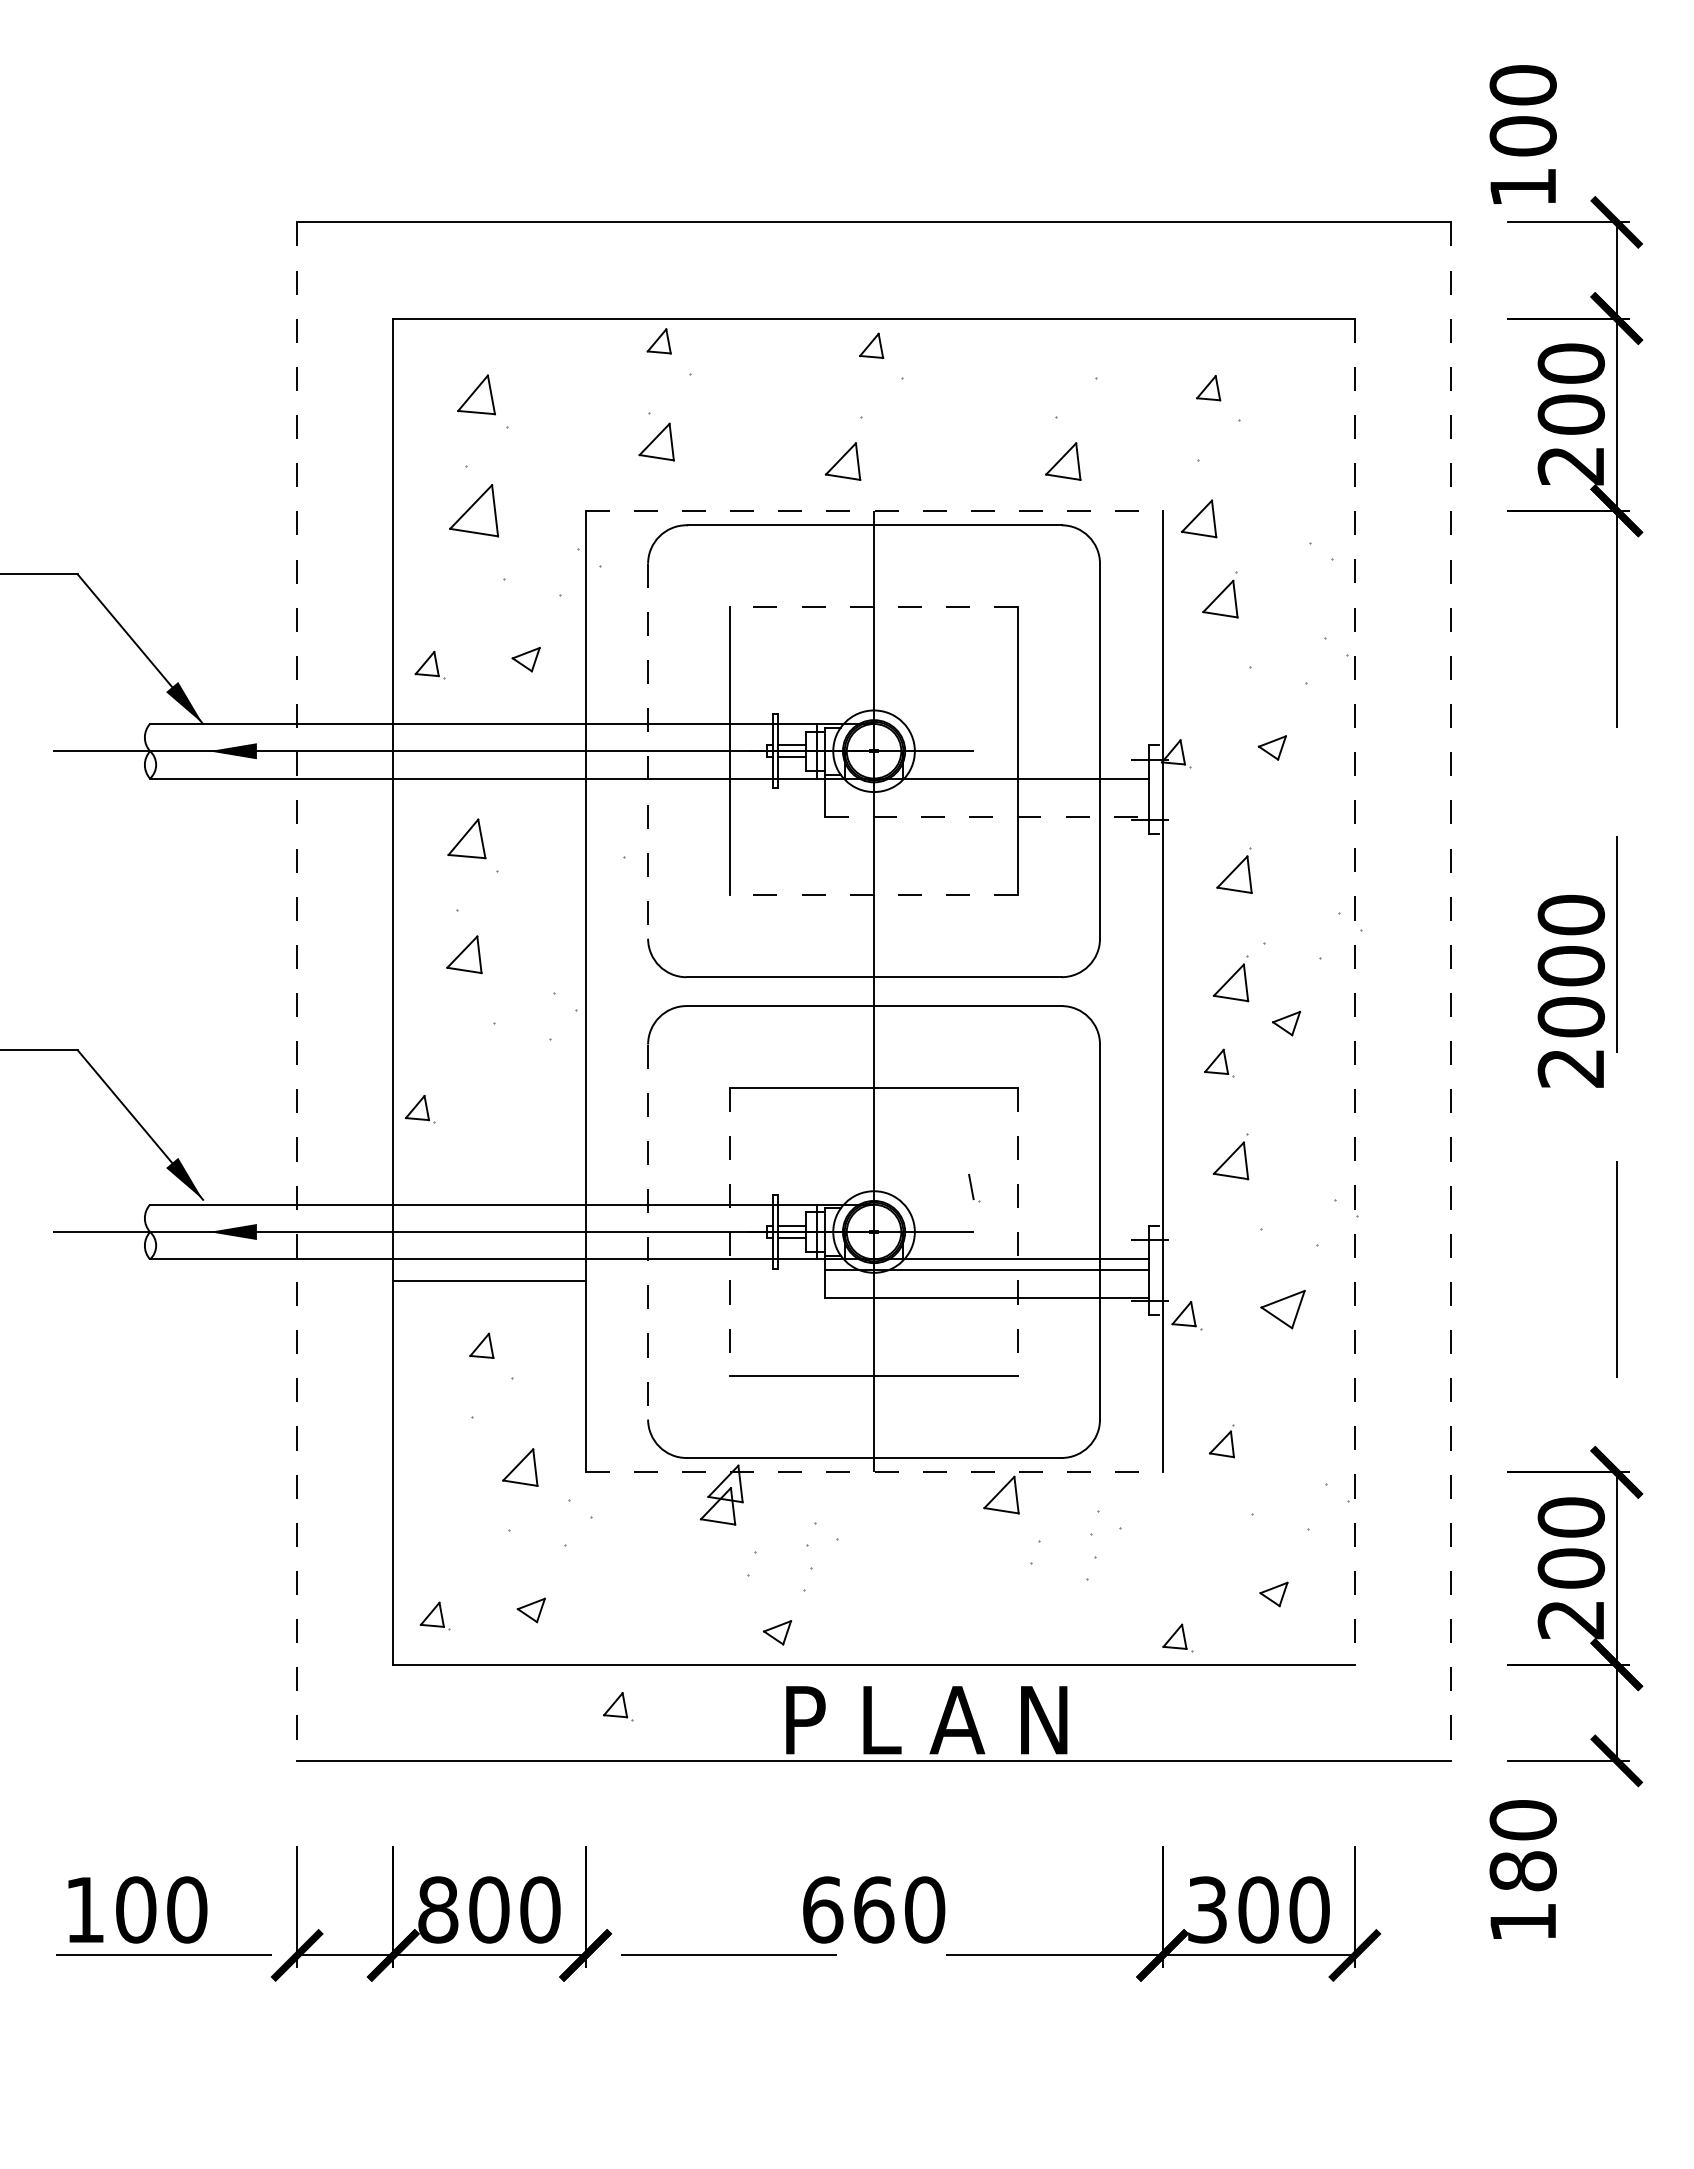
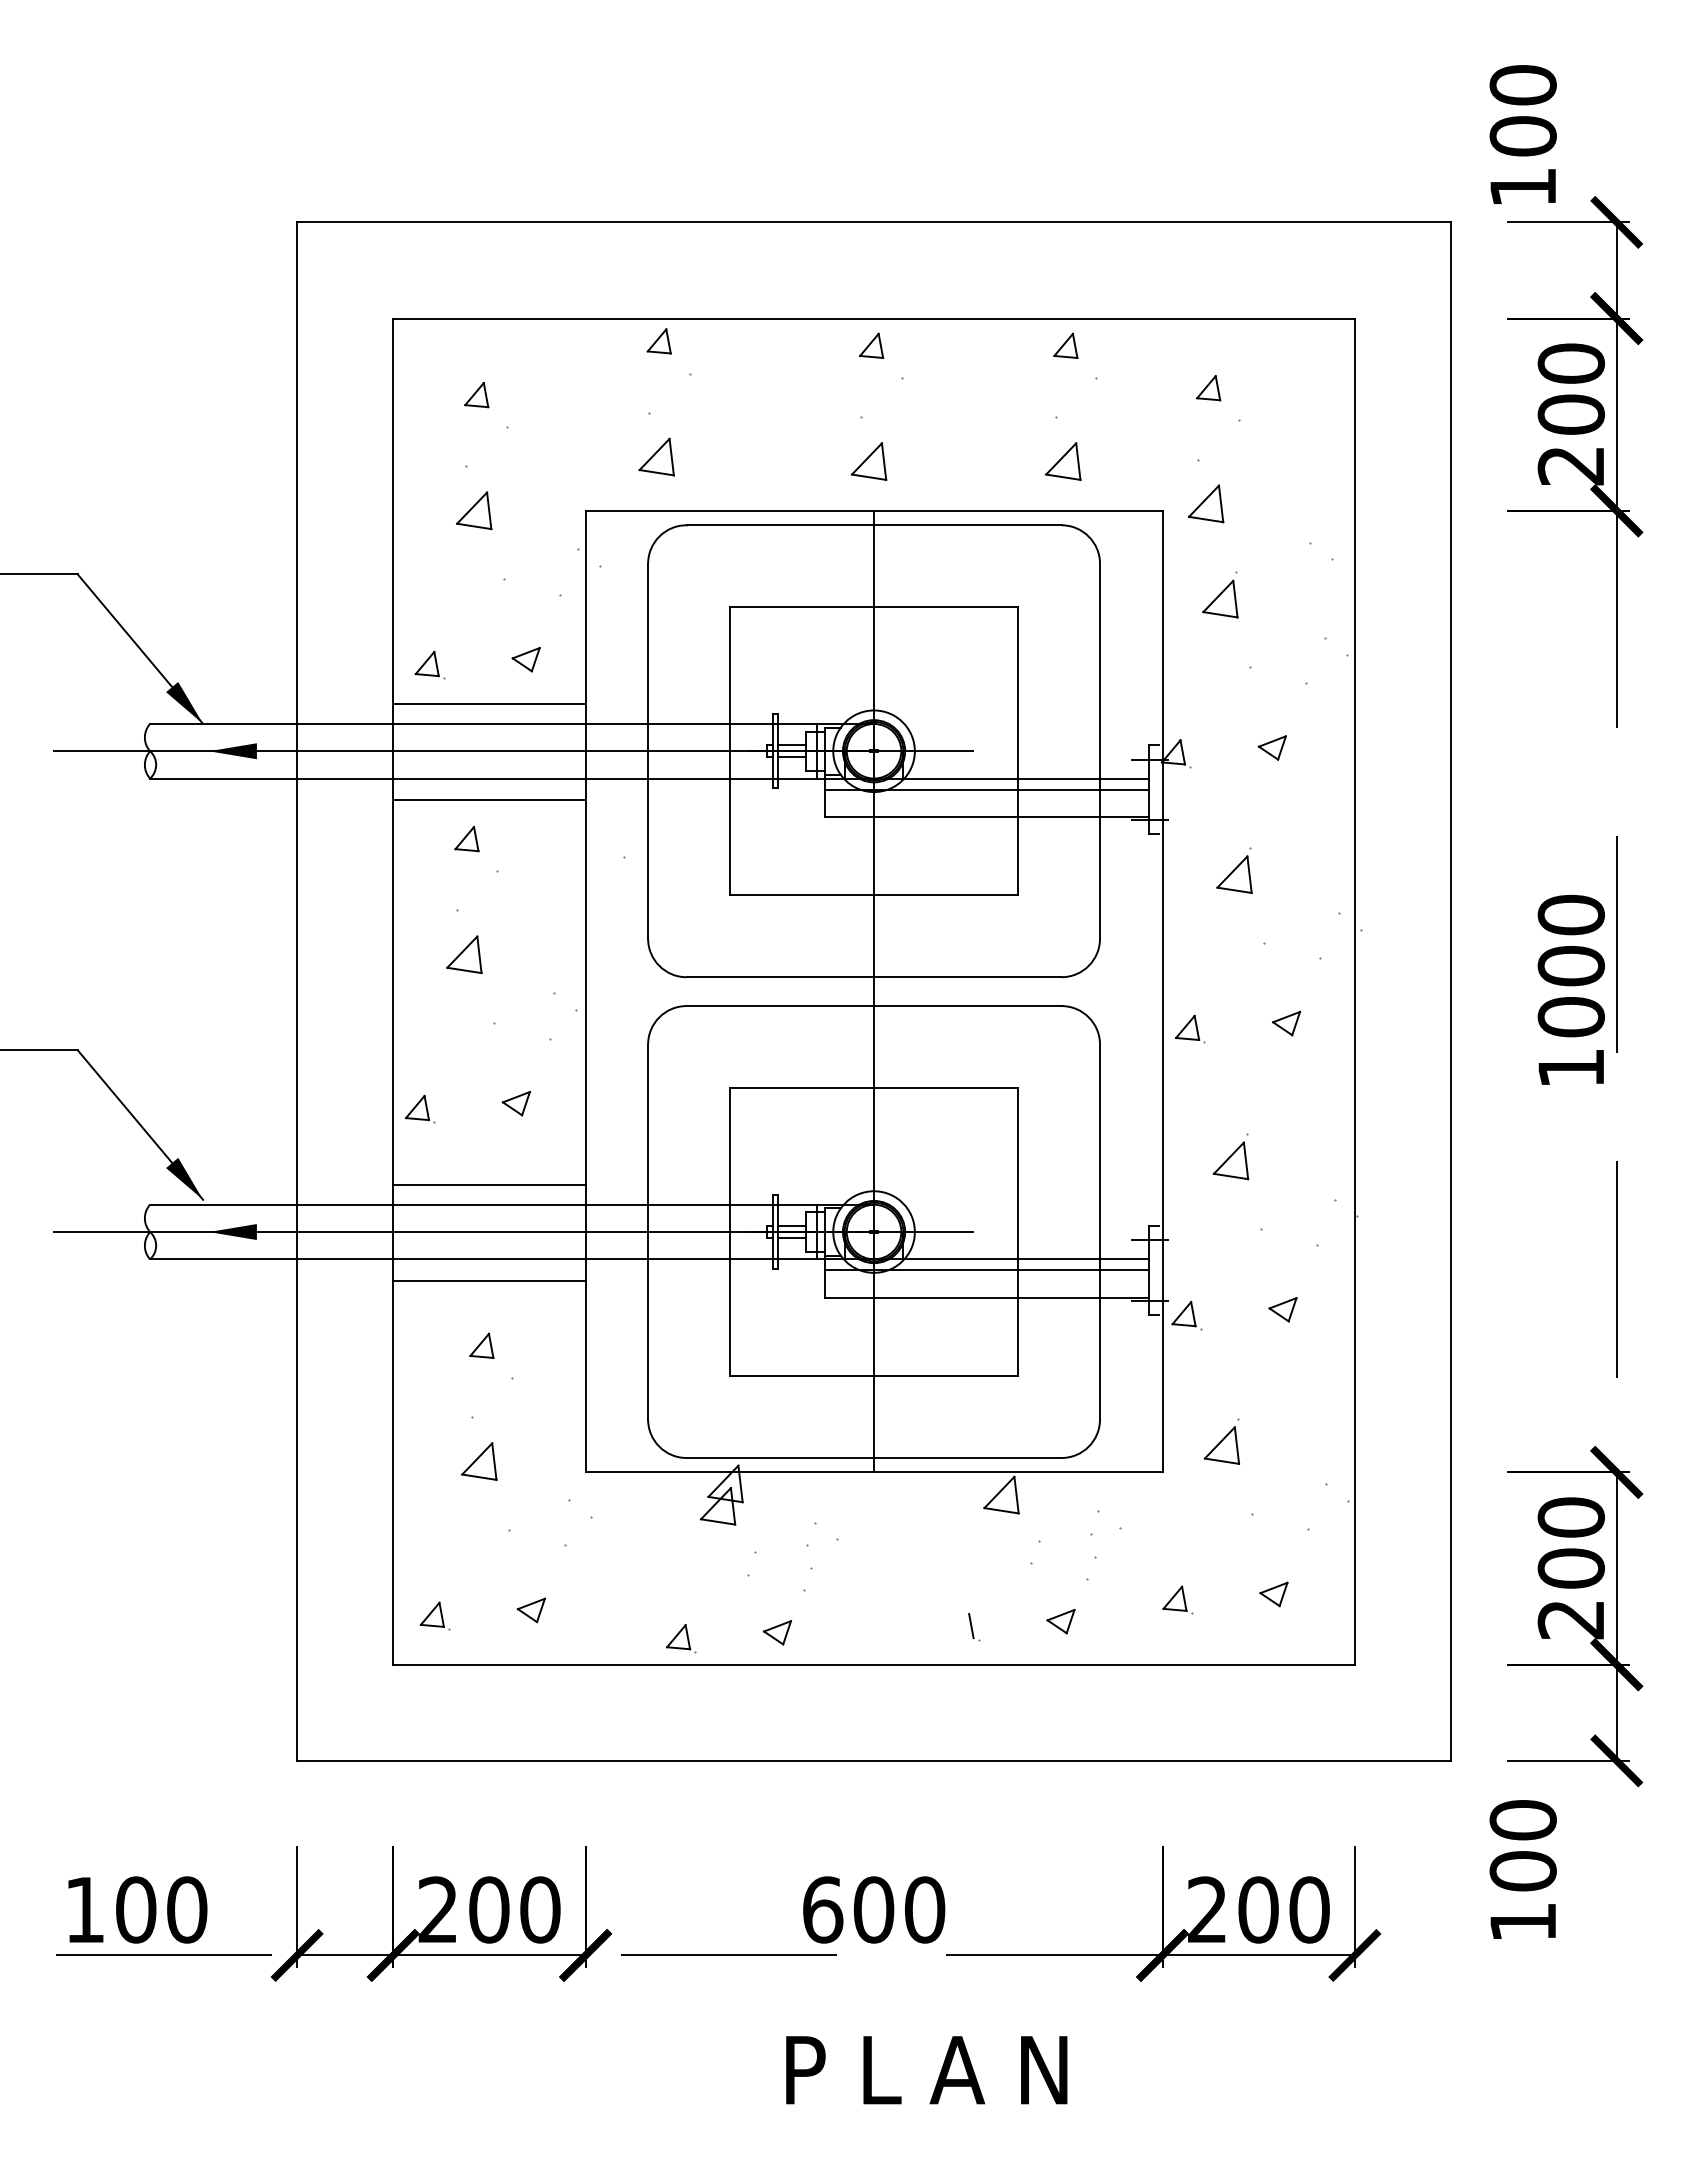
part: none -> present (1065, 345)
part size: 39x42 px -> 26x27 px (476, 395)
part position: (656, 441) -> (656, 456) (656, 456)
part position: (842, 461) -> (868, 461) (868, 461)
part size: 50x54 px -> 37x40 px (474, 510)
line: dashed -> solid (874, 510)
part position: (1199, 518) -> (1206, 503) (1206, 503)
line: dashed -> solid (873, 607)
line: none -> present (489, 704)
line: dashed -> solid (648, 751)
line: none -> present (986, 789)
line: none -> present (489, 800)
line: dashed -> solid (987, 817)
part size: 40x42 px -> 26x27 px (466, 839)
line: dashed -> solid (873, 895)
part: present -> none (1230, 978)
line: dashed -> solid (297, 992)
line: dashed -> solid (1354, 992)
line: dashed -> solid (1451, 992)
part position: (1219, 1062) -> (1190, 1028) (1190, 1028)
text: 2000 -> 1000 (1570, 1068)
part: none -> present (515, 1103)
line: none -> present (489, 1184)
part position: (974, 1188) -> (974, 1627) (974, 1627)
line: dashed -> solid (648, 1232)
line: dashed -> solid (729, 1232)
line: dashed -> solid (1018, 1232)
part size: 46x40 px -> 30x26 px (1282, 1309)
part size: 27x35 px -> 38x47 px (1221, 1441)
part position: (520, 1467) -> (479, 1461) (479, 1461)
line: dashed -> solid (874, 1472)
part: none -> present (1060, 1621)
part position: (1177, 1637) -> (1177, 1599) (1177, 1599)
part position: (618, 1706) -> (681, 1638) (681, 1638)
text position: (926, 1720) -> (926, 2070) (926, 2070)
text: 180 -> 100 (1522, 1871)
text: 800 -> 200 (438, 1909)
text: 660 -> 600 (873, 1909)
text: 300 -> 200 (1207, 1909)
